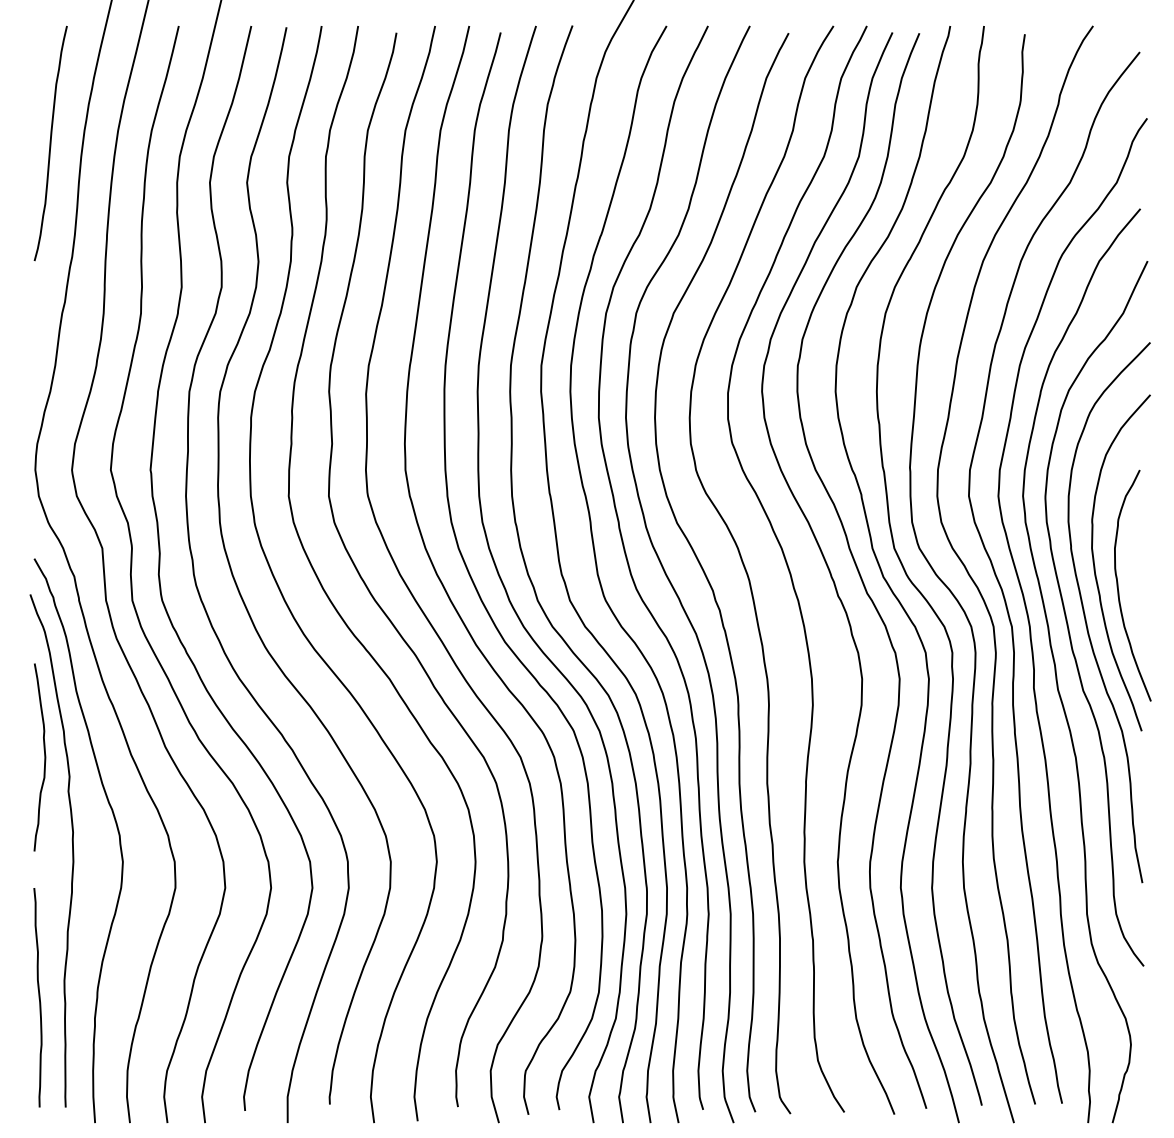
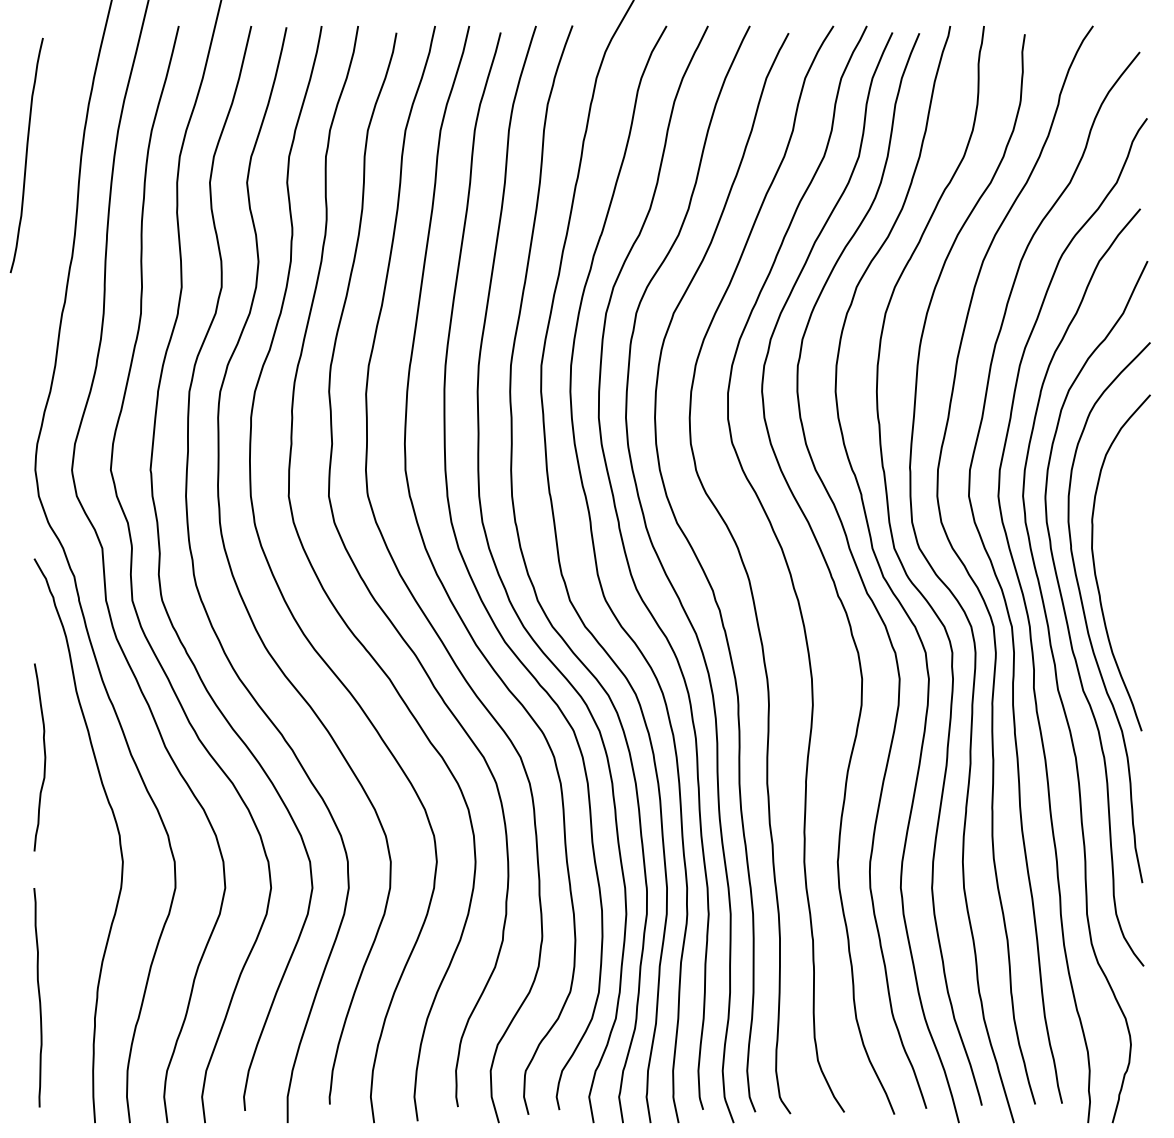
curve position: (50, 143) -> (26, 155) (26, 155)
curve: present -> none (1118, 585)
curve: present -> none (72, 850)
